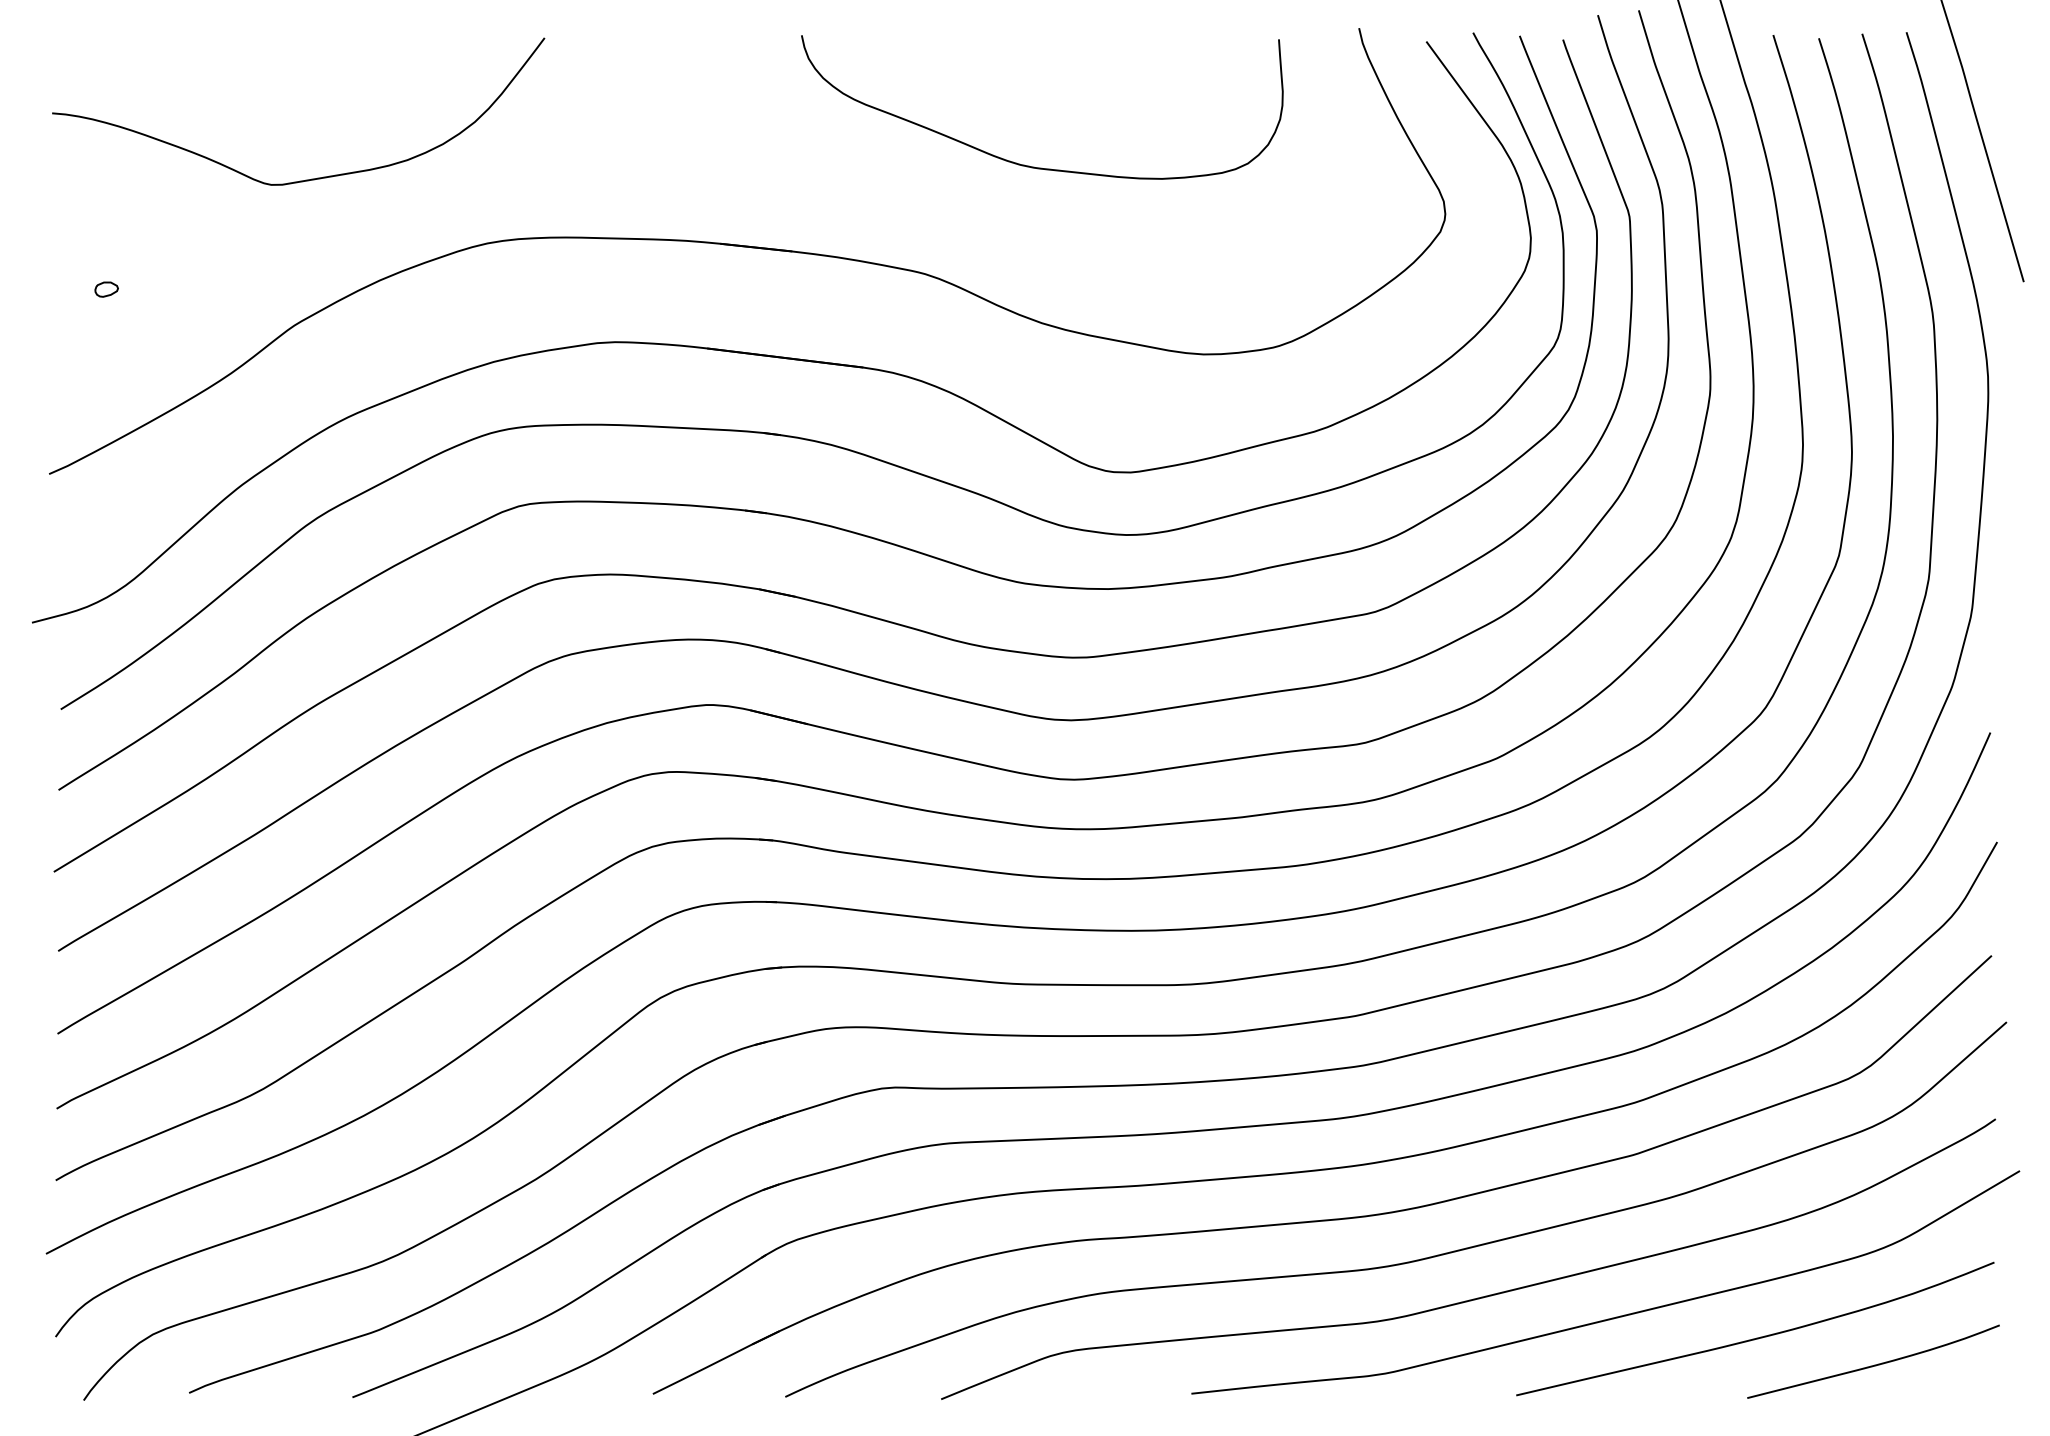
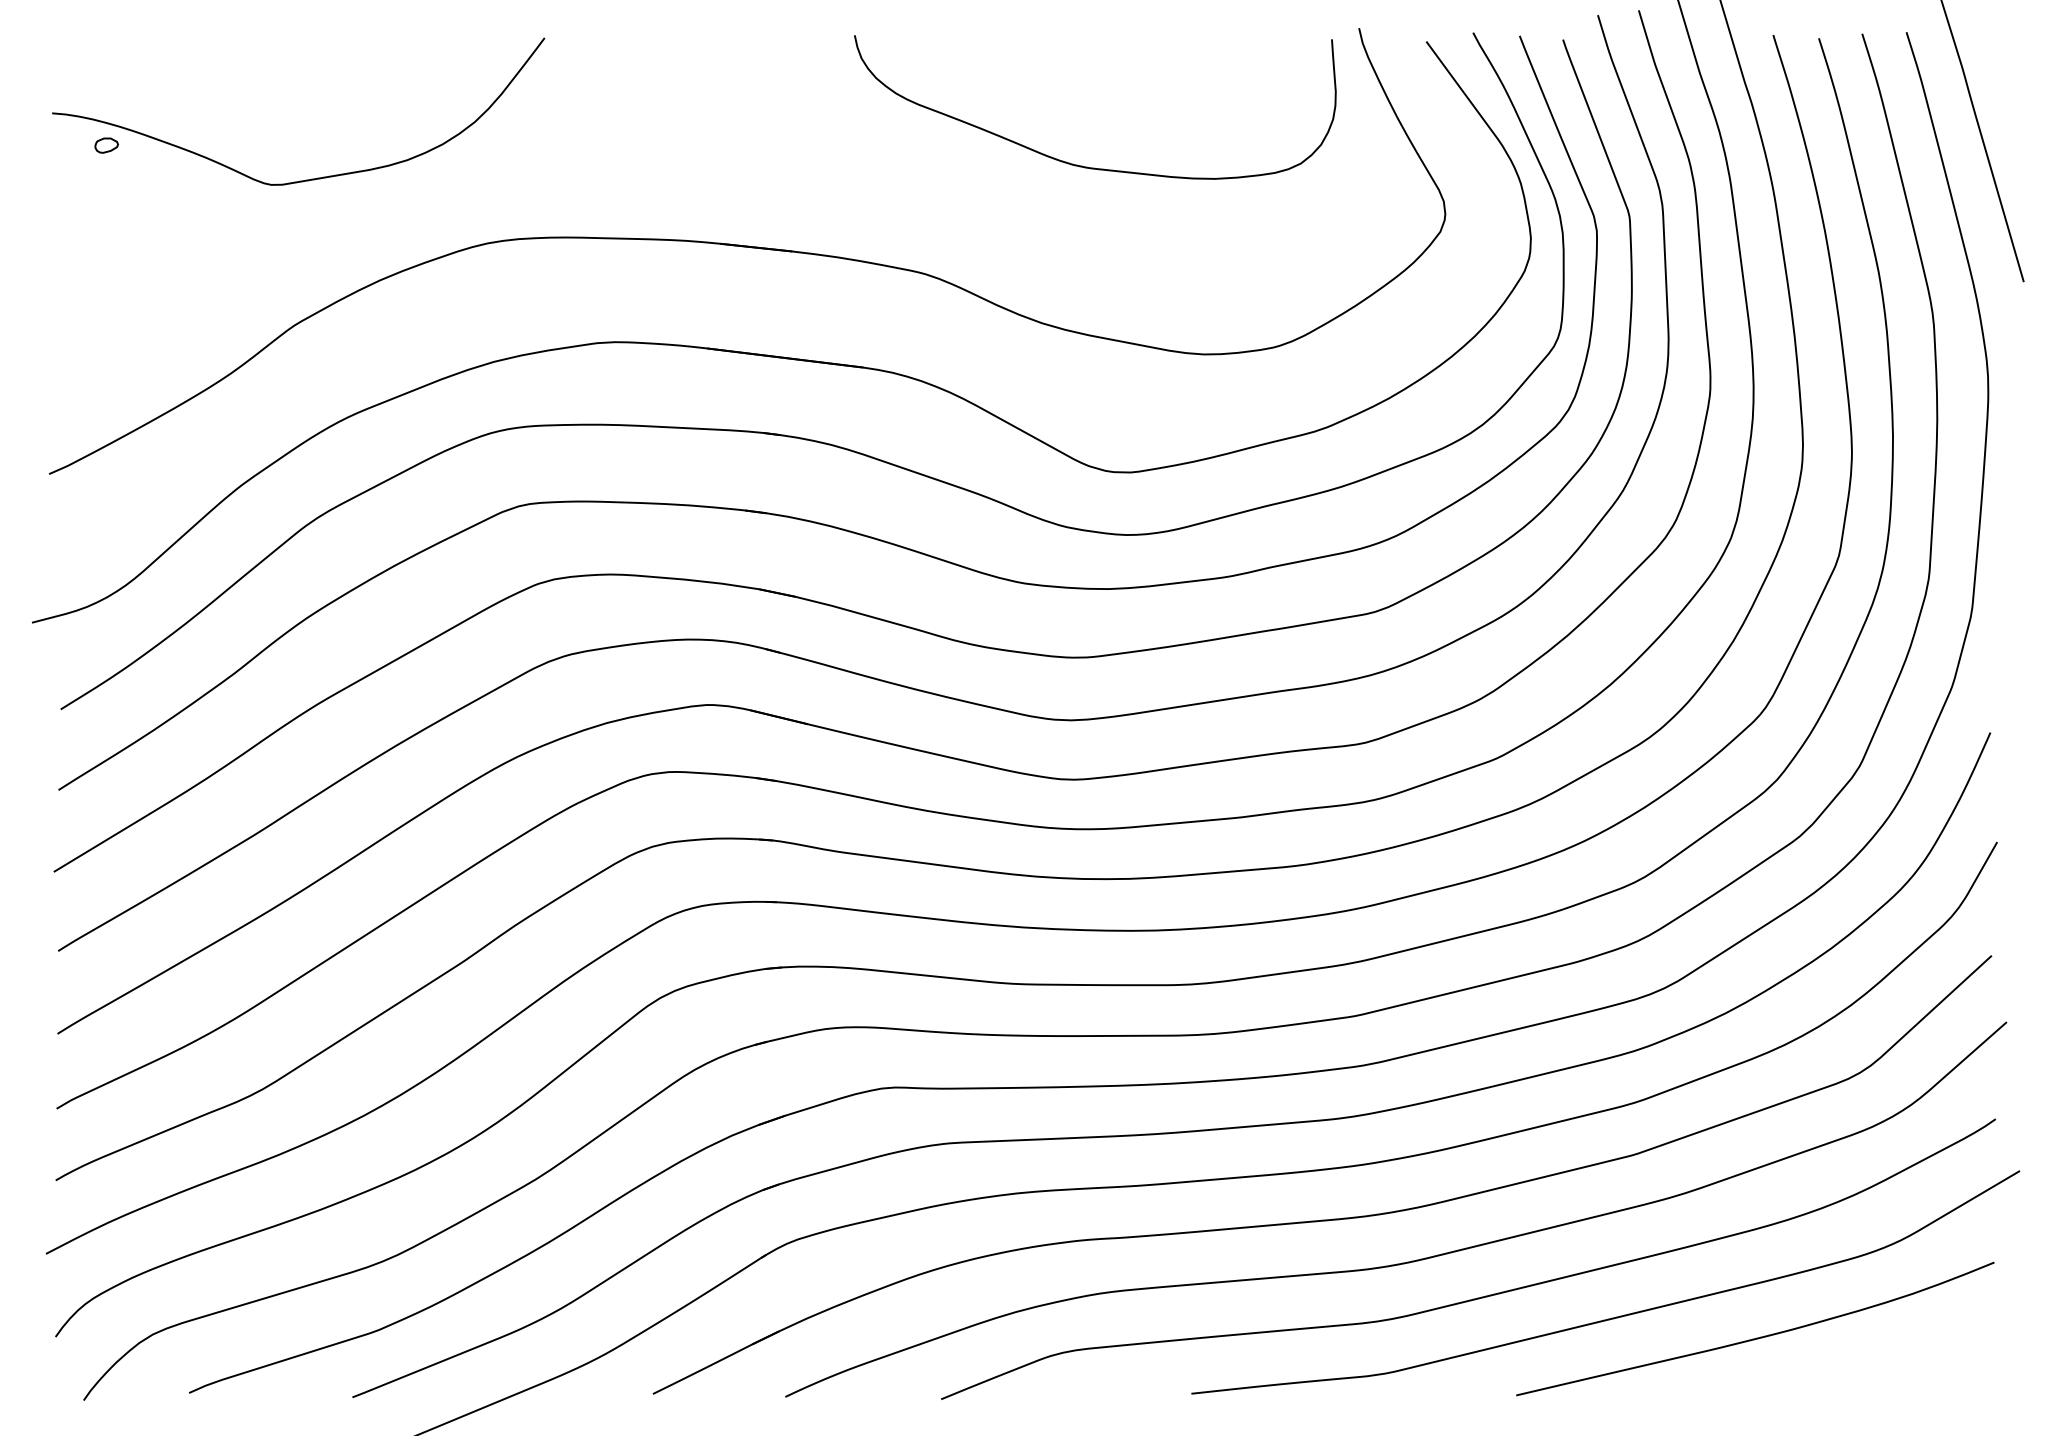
curve position: (1029, 165) -> (1082, 165) (1082, 165)
part position: (106, 289) -> (106, 145) (106, 145)
curve: present -> none (1874, 1364)
